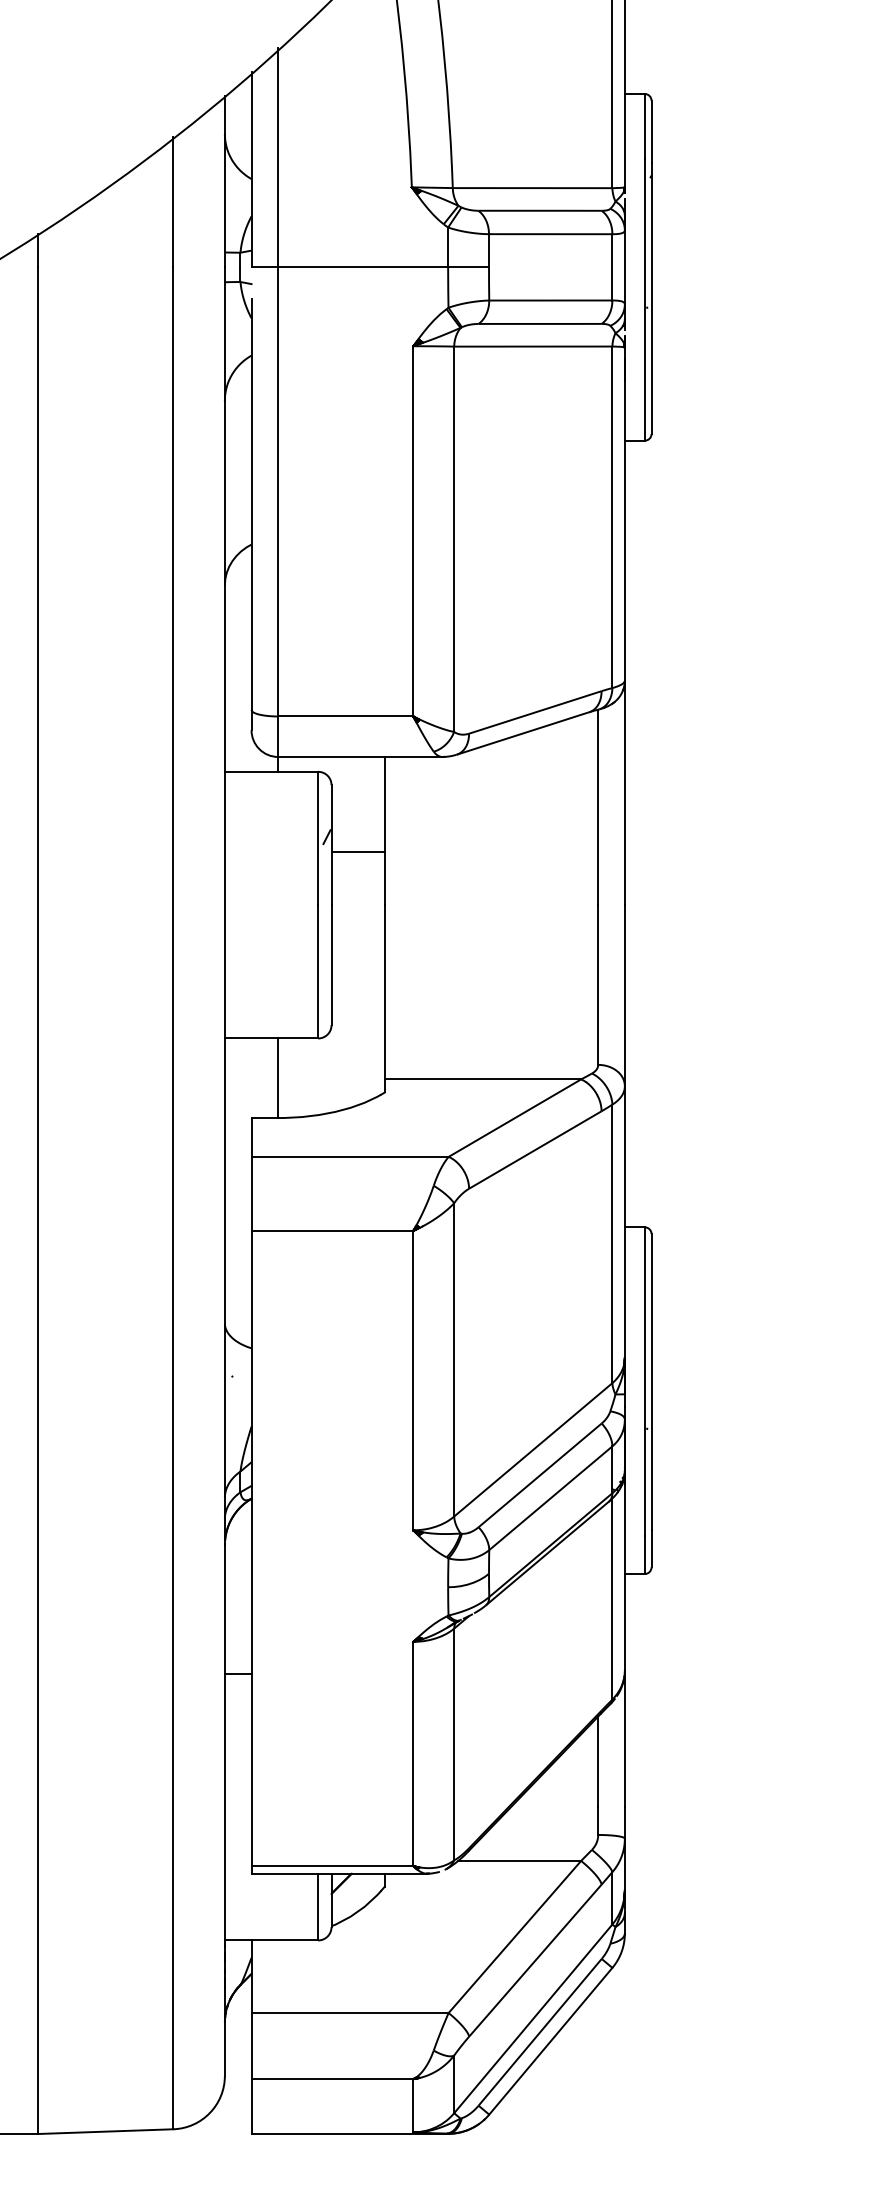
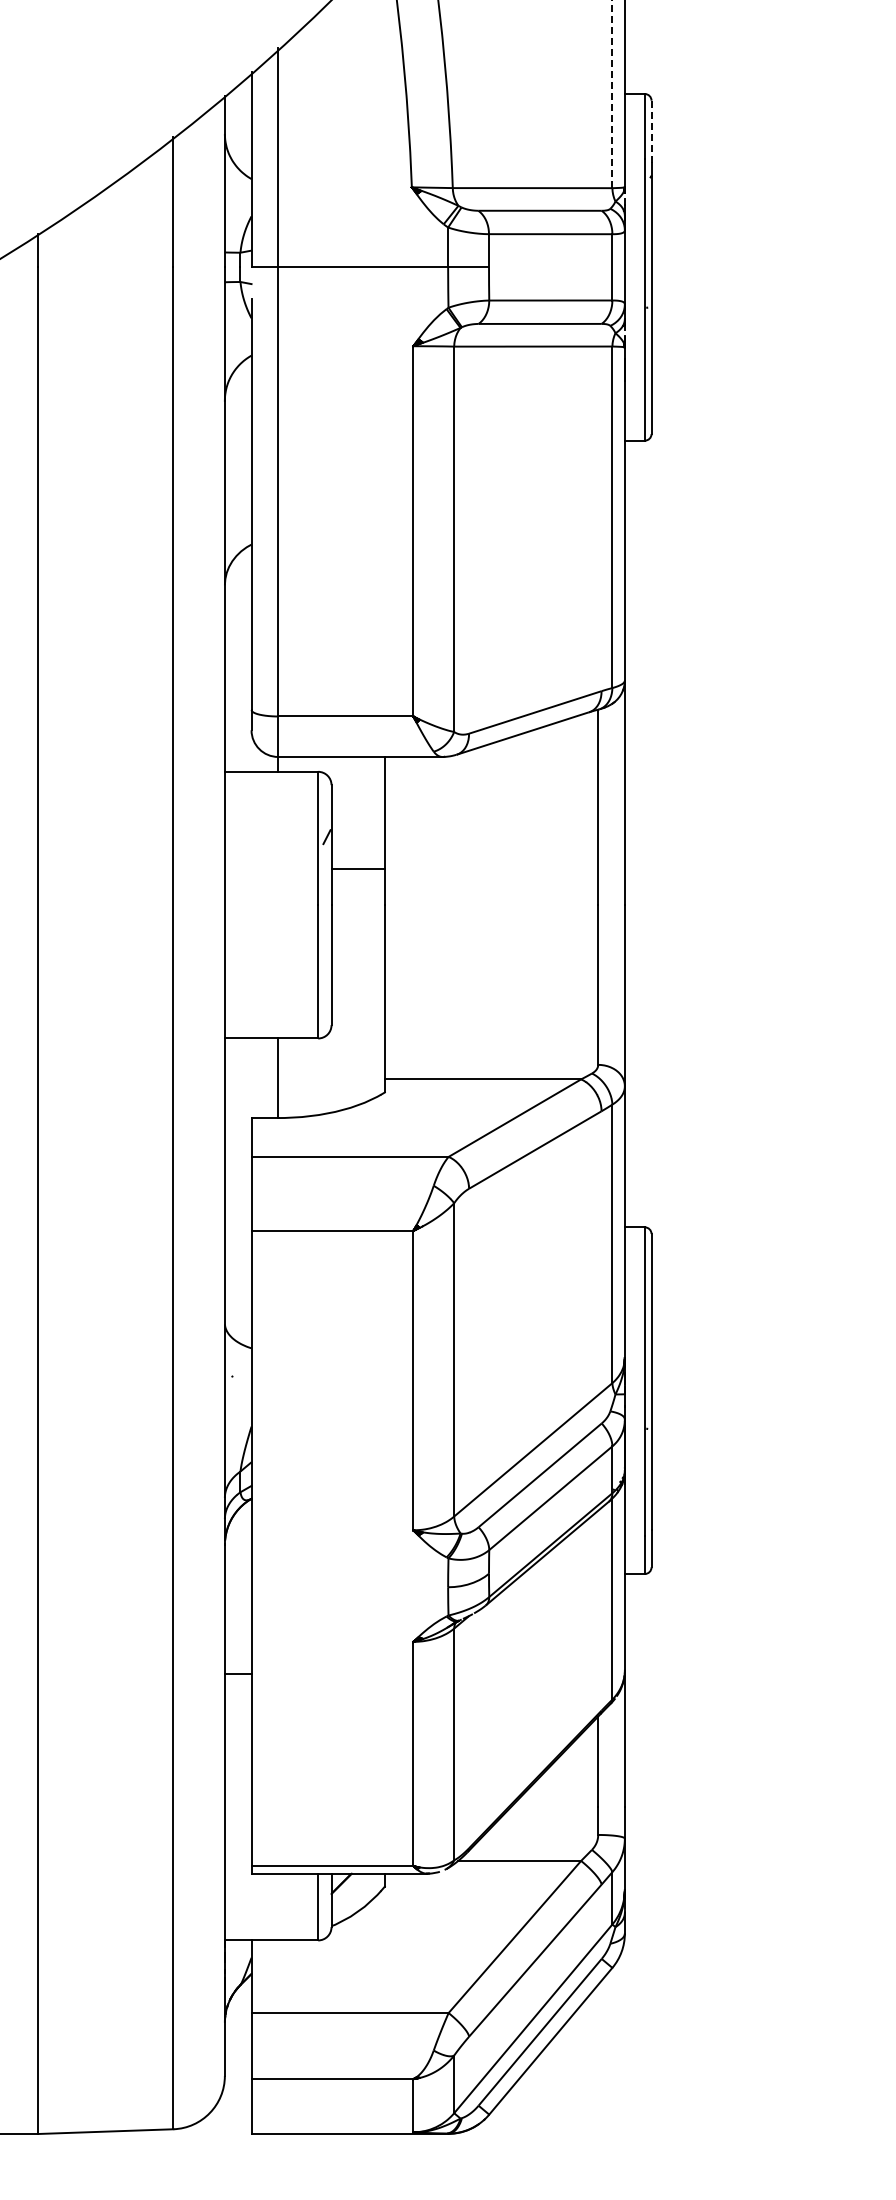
line: solid -> dashed (612, 94)
line: solid -> dashed (651, 131)
line position: (357, 851) -> (357, 868) (357, 868)
